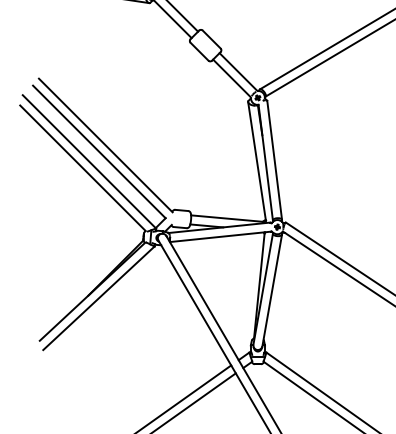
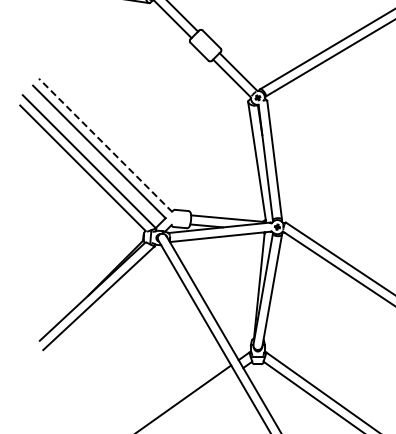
line: solid -> dashed (105, 145)
line: present -> none (195, 401)
